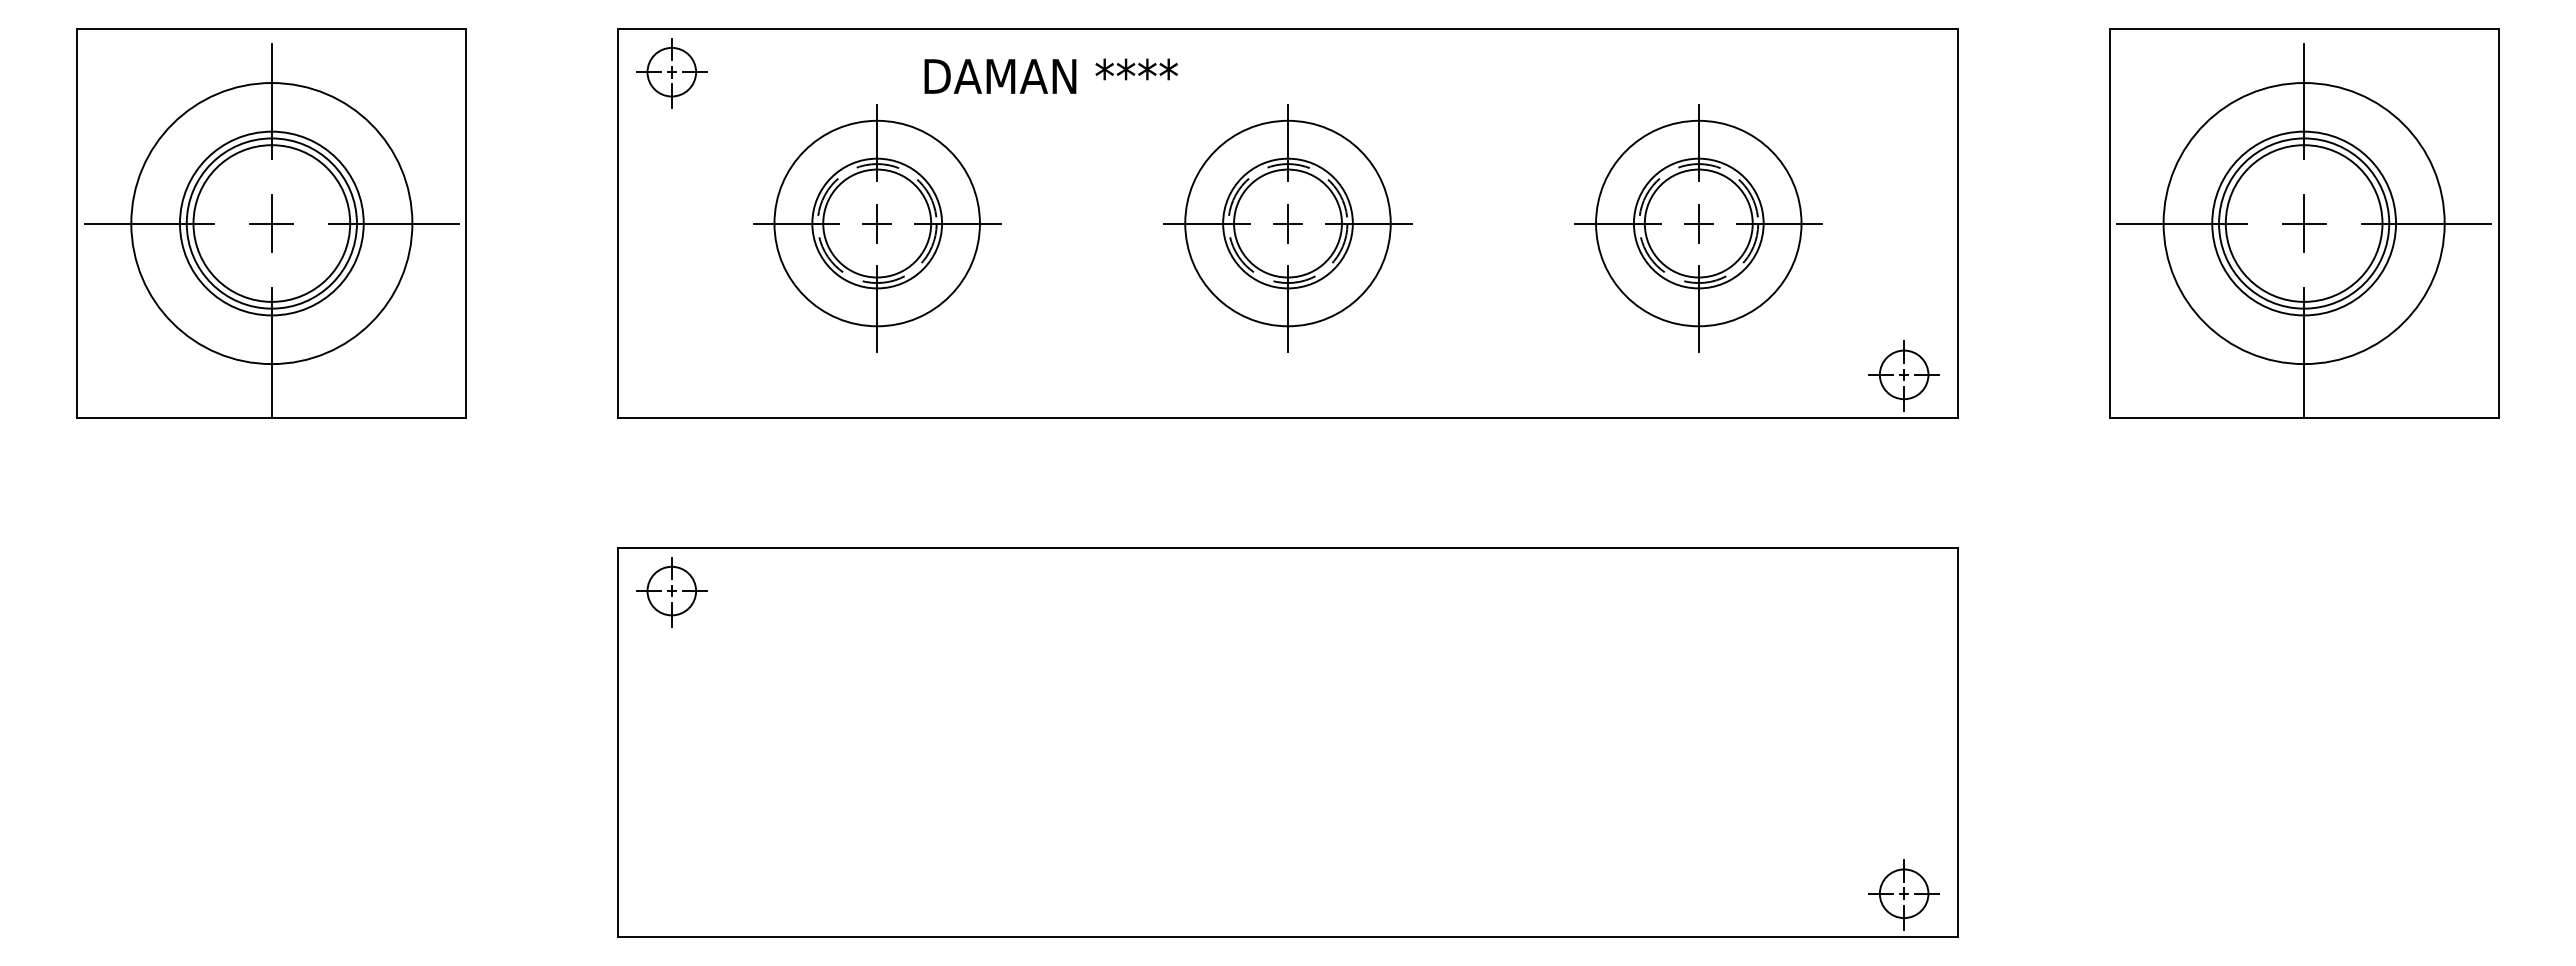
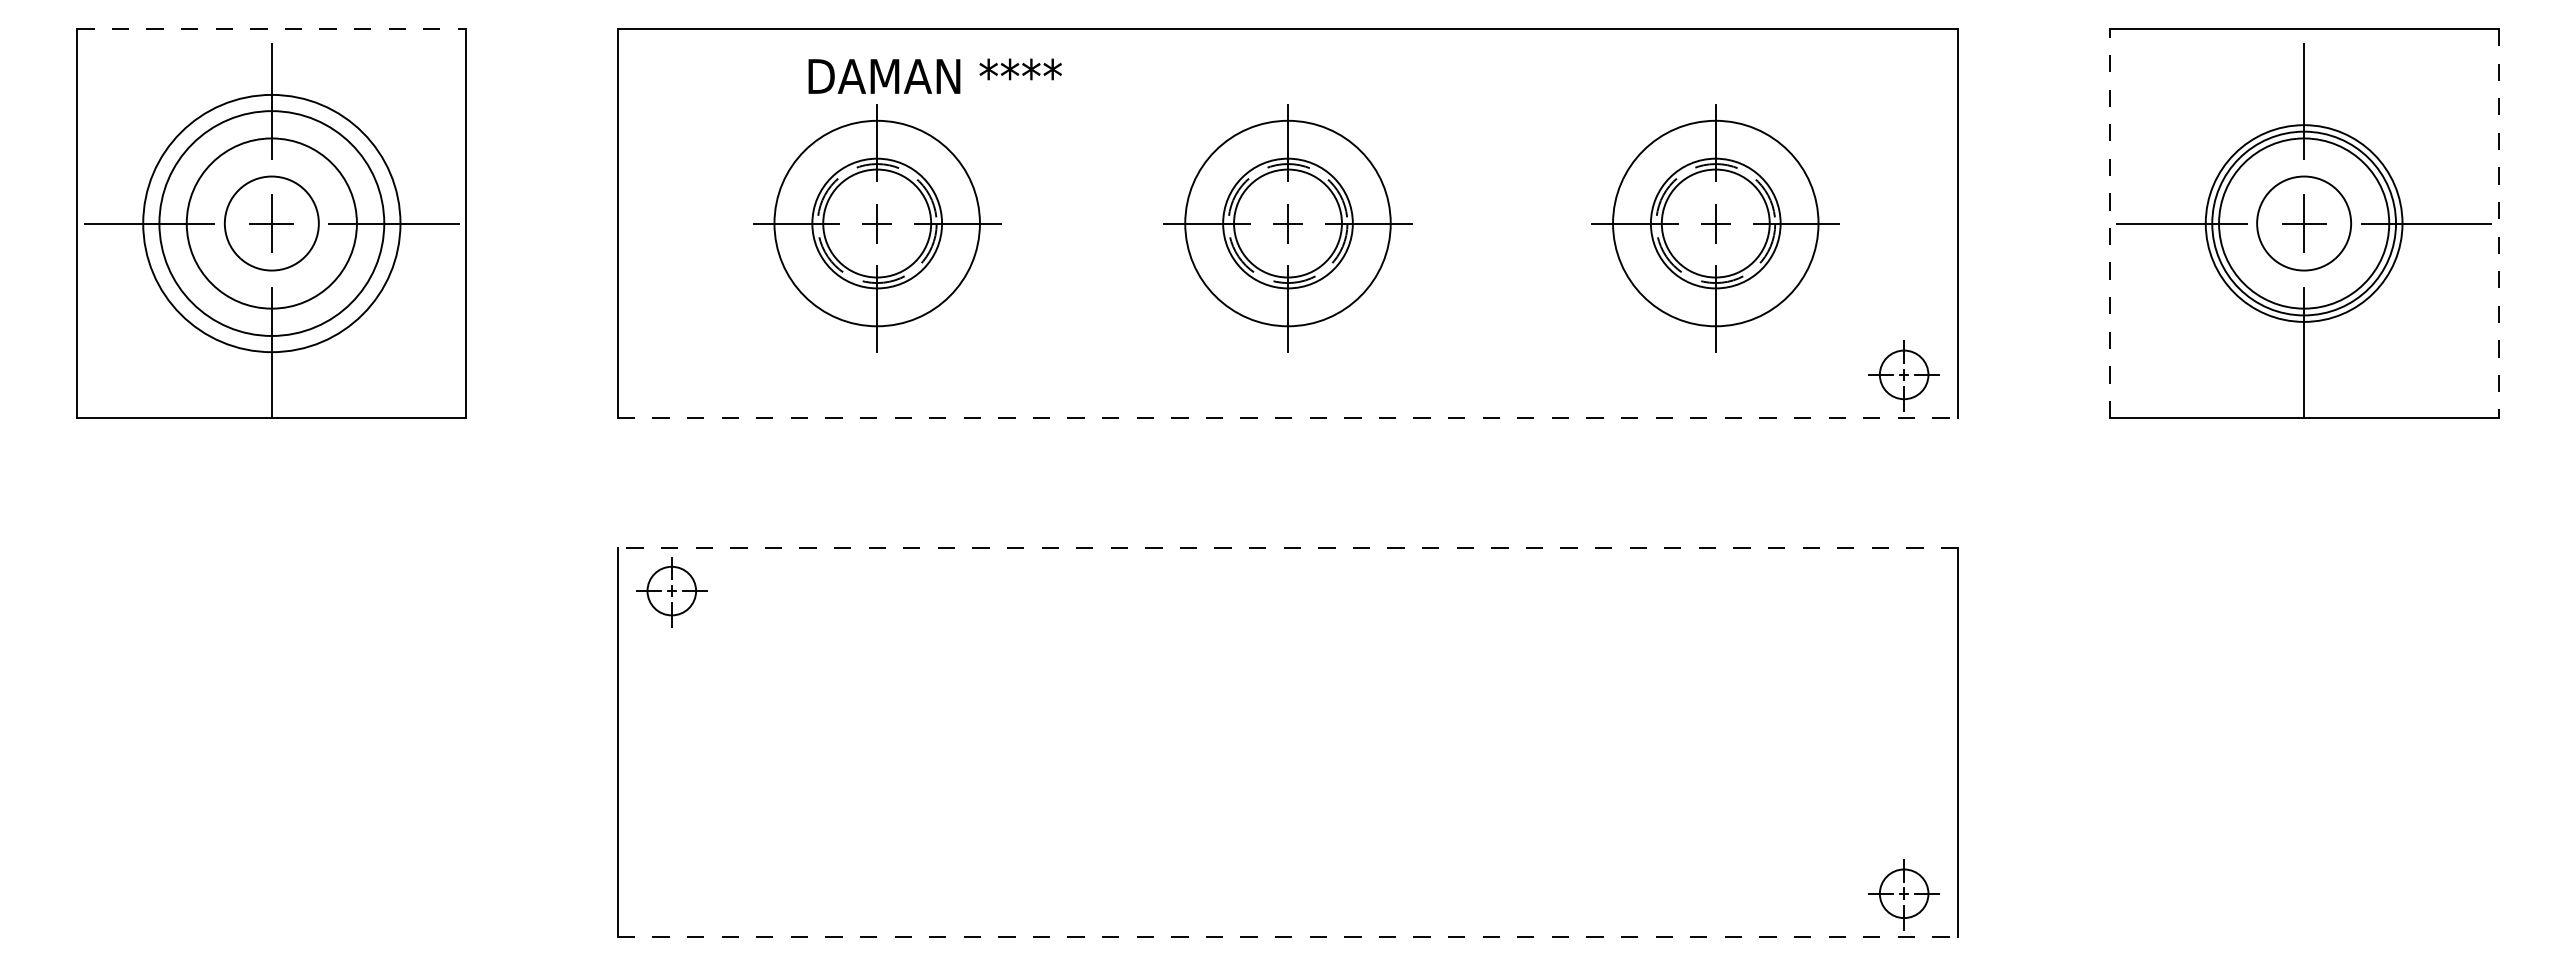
line: solid -> dashed (271, 28)
part: present -> none (671, 73)
text position: (1050, 75) -> (934, 75) (934, 75)
circle diameter: 157 px -> 94 px (271, 223)
circle diameter: 184 px -> 257 px (271, 223)
circle diameter: 281 px -> 225 px (271, 223)
line: solid -> dashed (2109, 223)
circle diameter: 157 px -> 94 px (2304, 223)
circle diameter: 281 px -> 197 px (2303, 223)
line: solid -> dashed (2498, 223)
part position: (1698, 228) -> (1715, 228) (1715, 228)
line: solid -> dashed (1288, 418)
line: solid -> dashed (1287, 547)
line: solid -> dashed (1288, 937)
